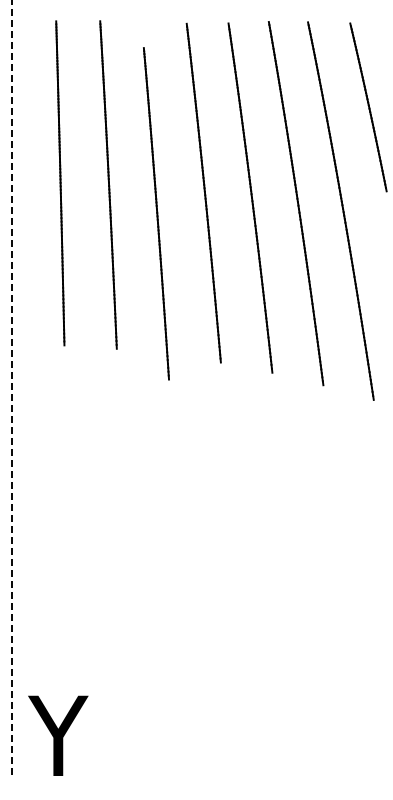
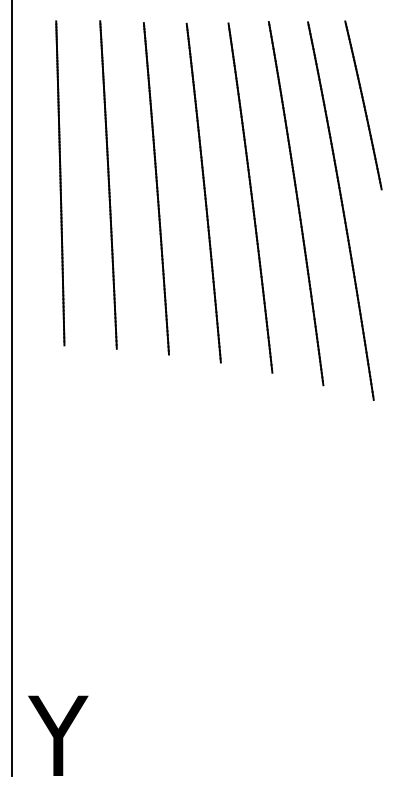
line position: (368, 107) -> (363, 105) (363, 105)
line position: (156, 213) -> (156, 188) (156, 188)
line: dashed -> solid (11, 388)
